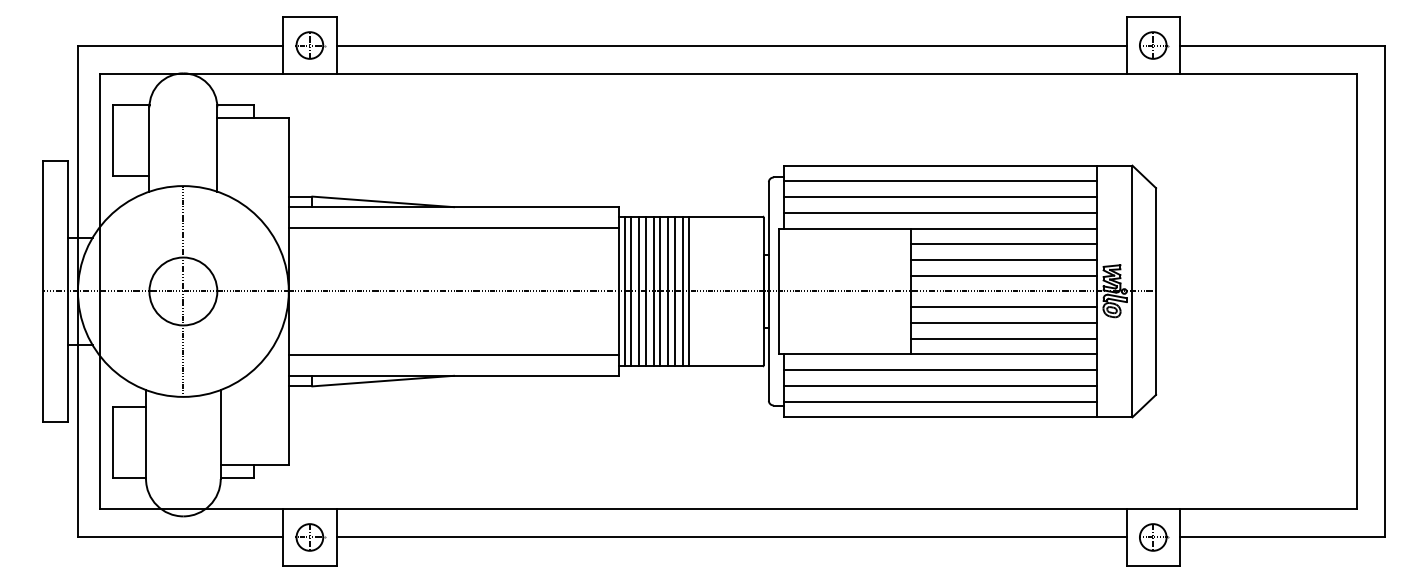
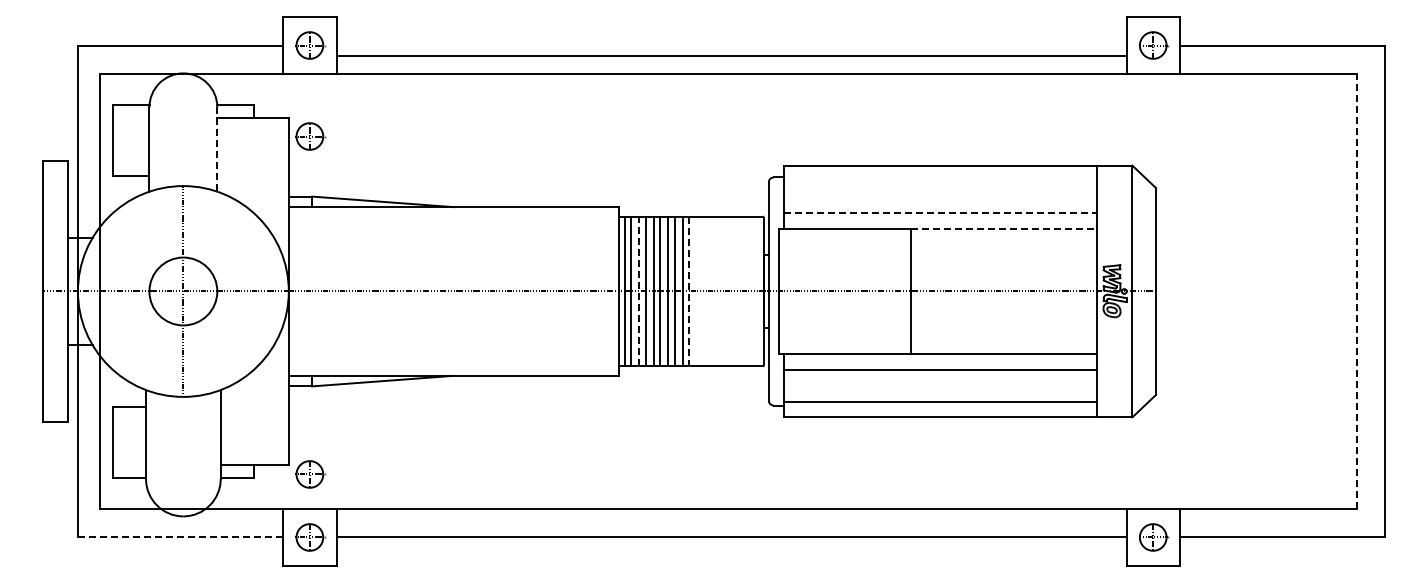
line position: (731, 45) -> (731, 55) (731, 55)
part: none -> present (310, 136)
line: solid -> dashed (217, 150)
line: present -> none (940, 181)
line: present -> none (940, 197)
line: solid -> dashed (940, 212)
line: present -> none (453, 228)
line: solid -> dashed (1004, 228)
line: present -> none (1004, 244)
line: present -> none (1004, 260)
line: present -> none (1004, 275)
line: solid -> dashed (639, 291)
line: solid -> dashed (689, 291)
line: solid -> dashed (1357, 291)
line: present -> none (1004, 307)
line: present -> none (1004, 322)
line: present -> none (1004, 338)
line: present -> none (453, 354)
line: present -> none (940, 385)
part: none -> present (310, 474)
line: solid -> dashed (180, 537)
